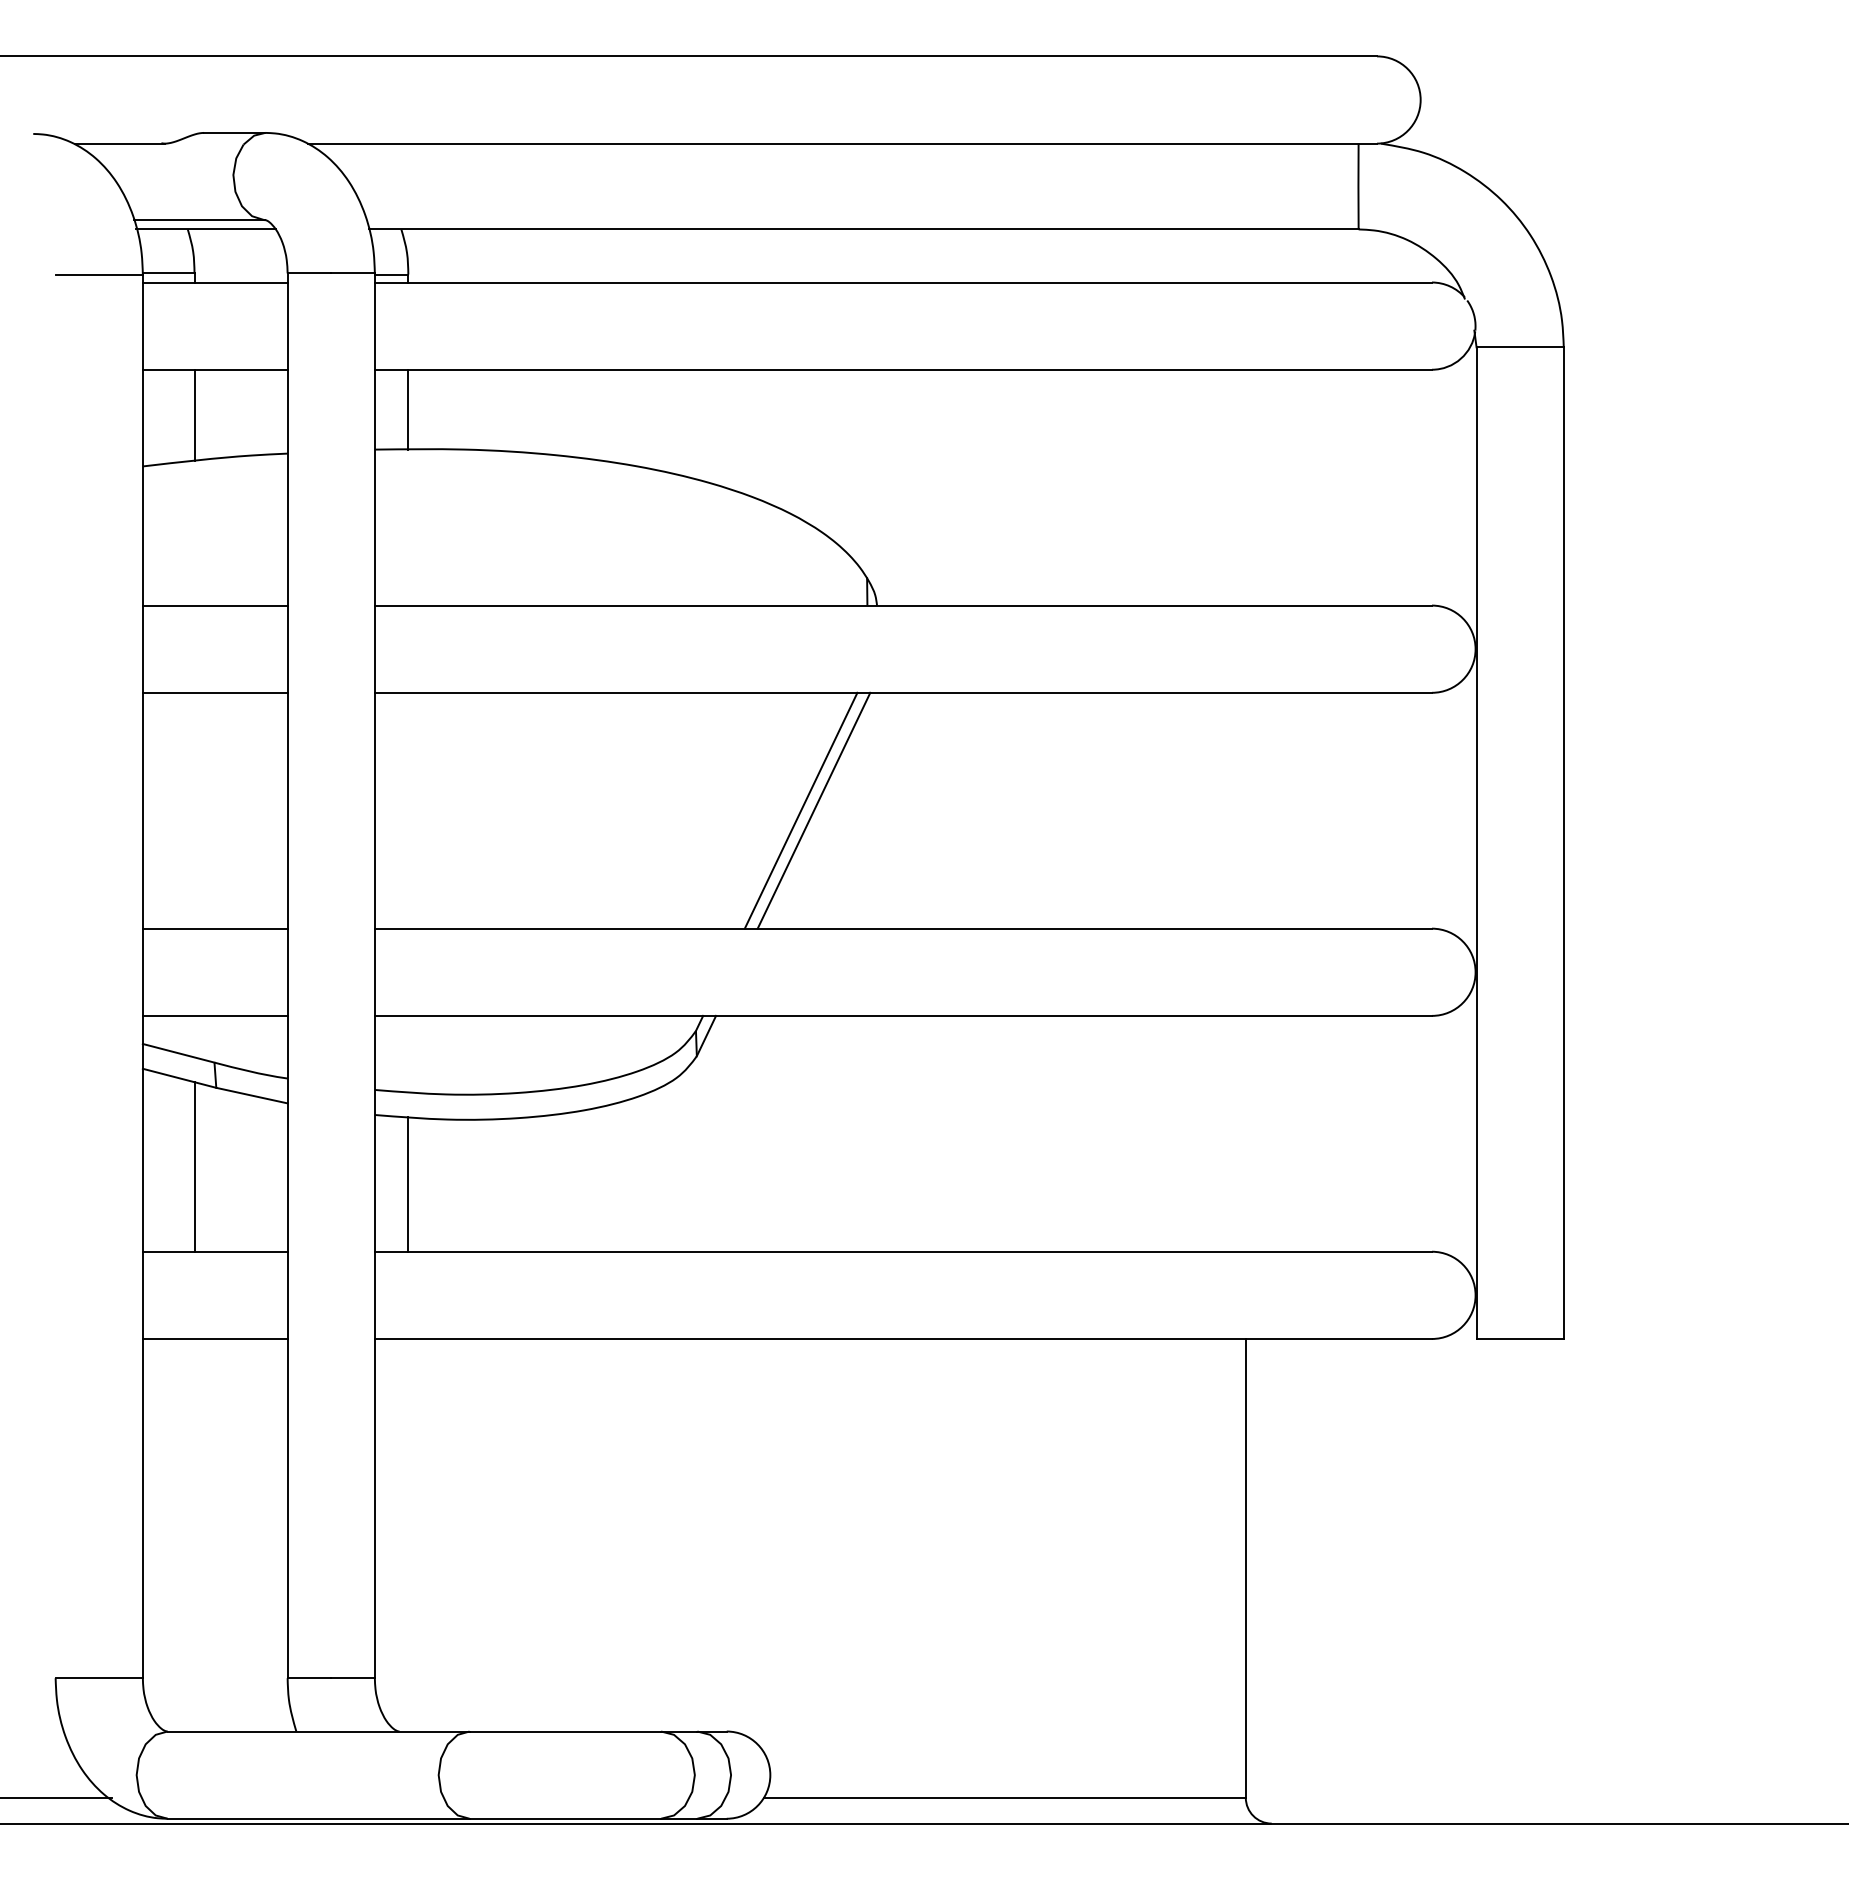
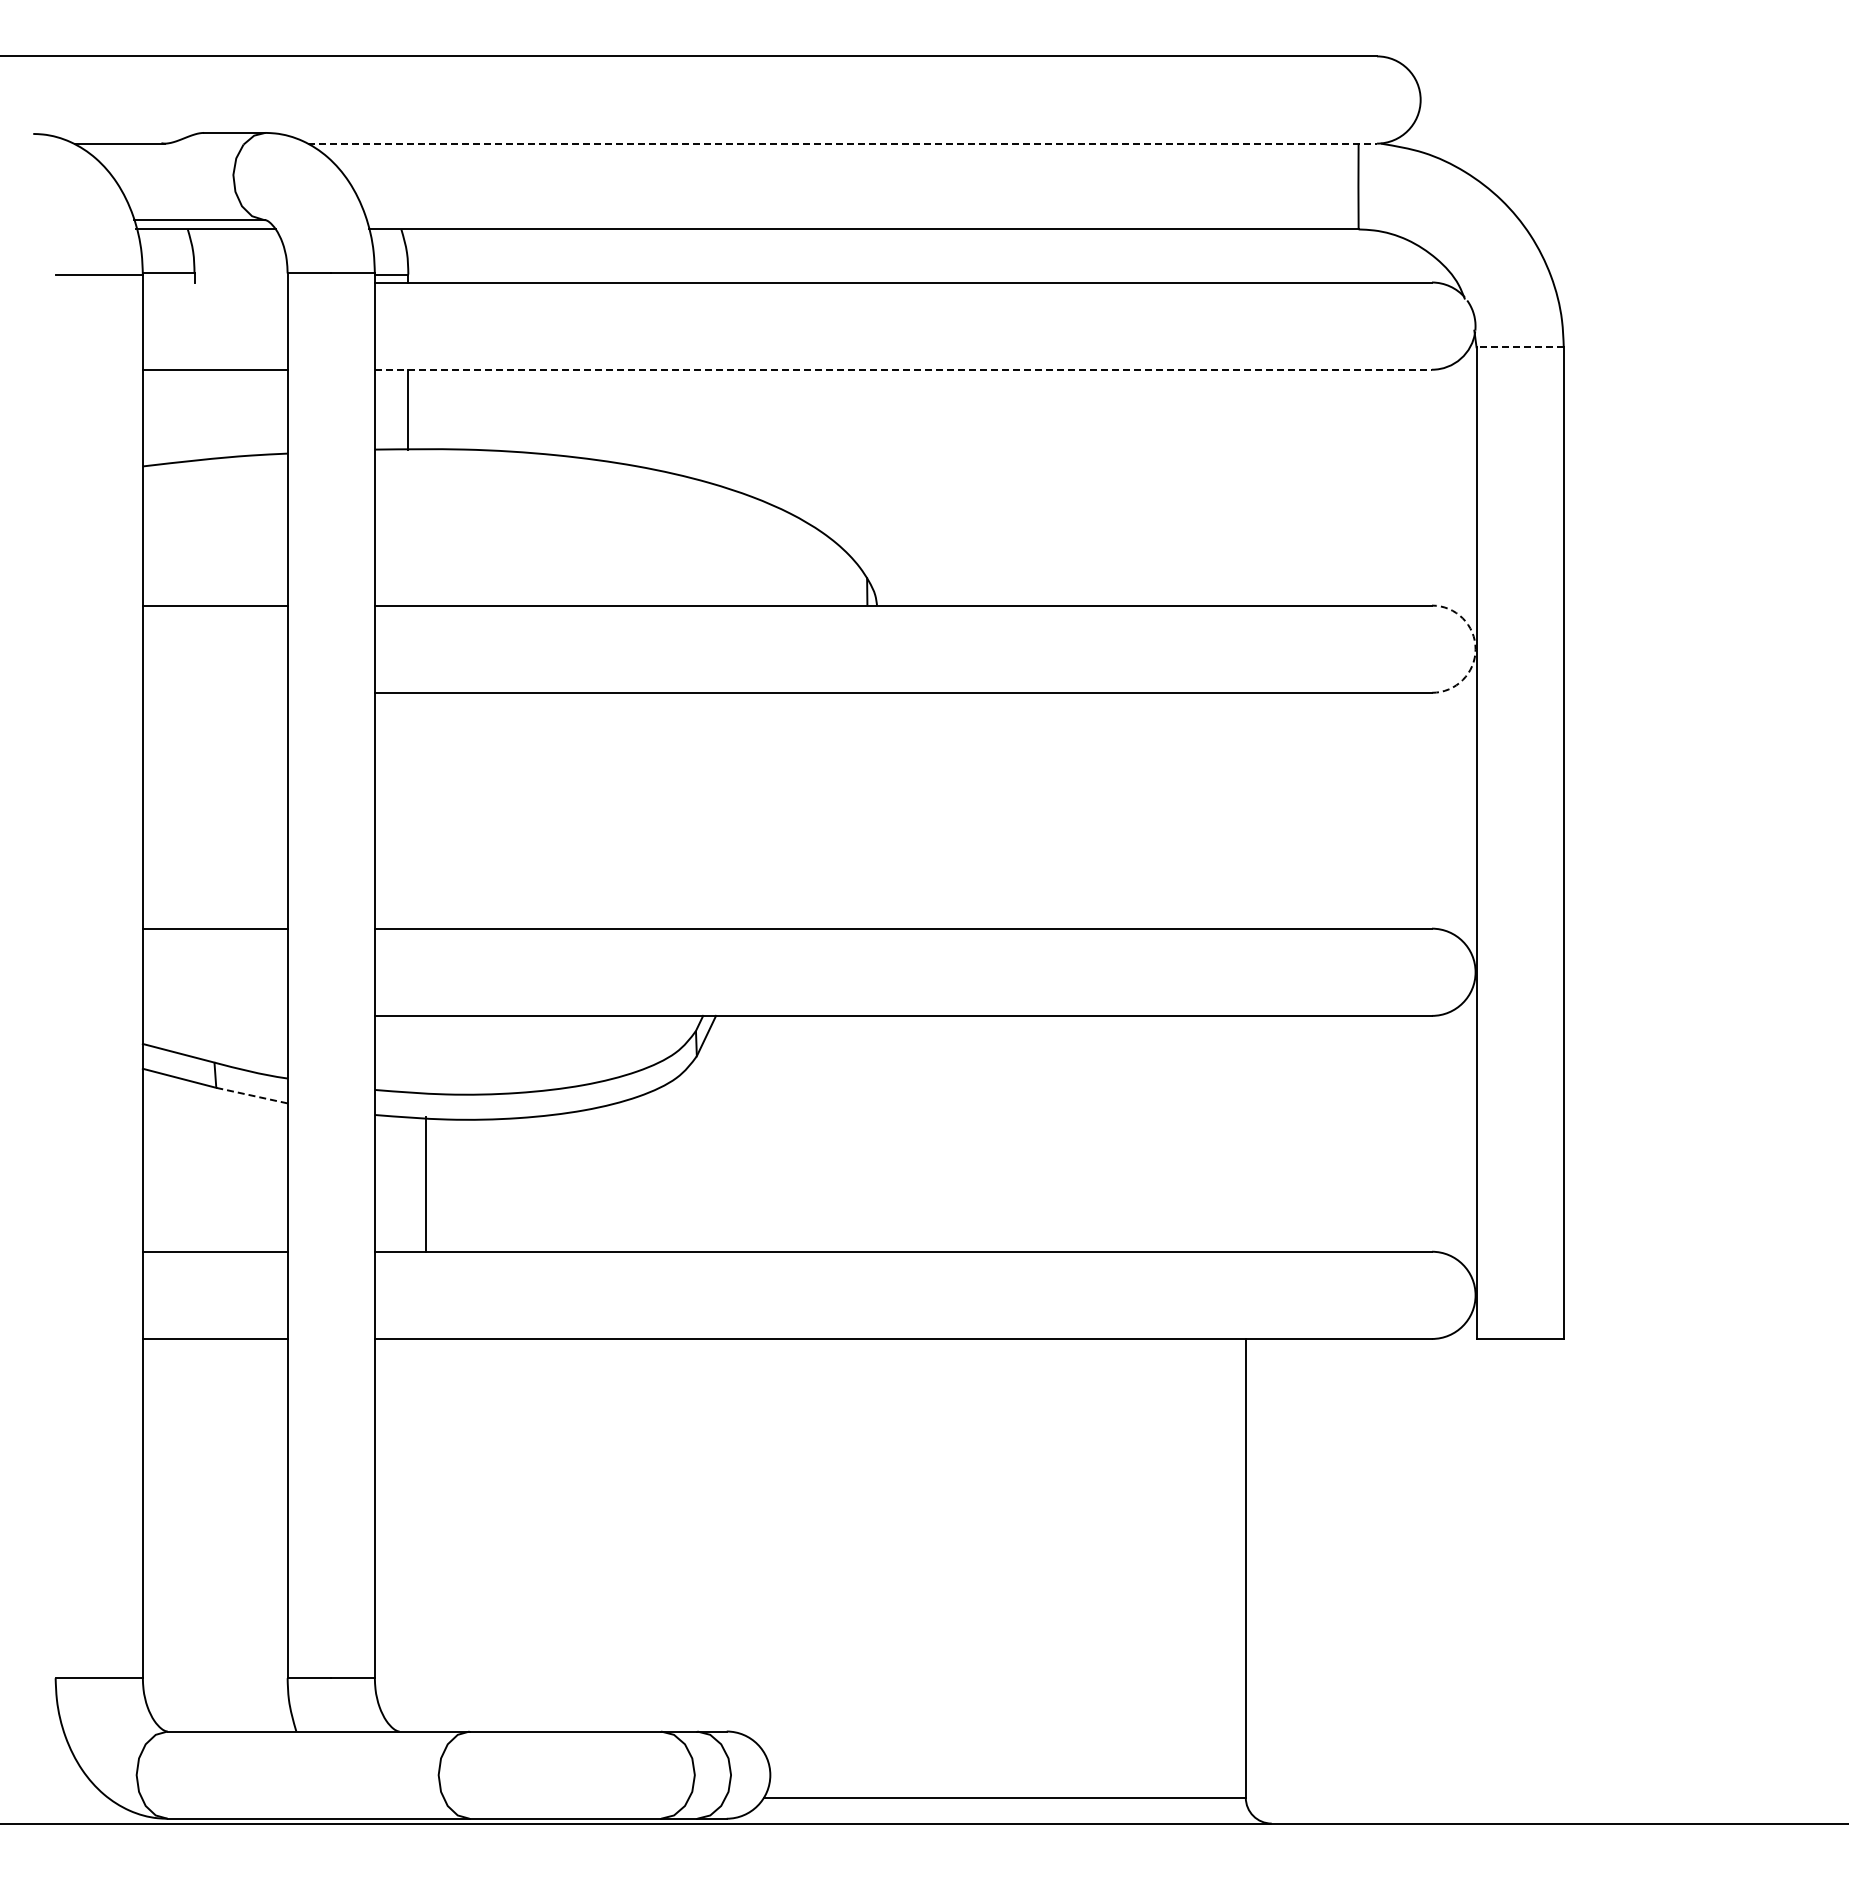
line: solid -> dashed (842, 143)
line: present -> none (214, 282)
line: solid -> dashed (1520, 347)
line: solid -> dashed (903, 369)
line: present -> none (194, 415)
arc: solid -> dashed (1475, 649)
line: present -> none (214, 692)
line: present -> none (800, 810)
line: present -> none (813, 810)
line: present -> none (214, 1015)
line: solid -> dashed (251, 1095)
line: present -> none (194, 1166)
line position: (408, 1184) -> (426, 1184) (426, 1184)
line: present -> none (56, 1797)
